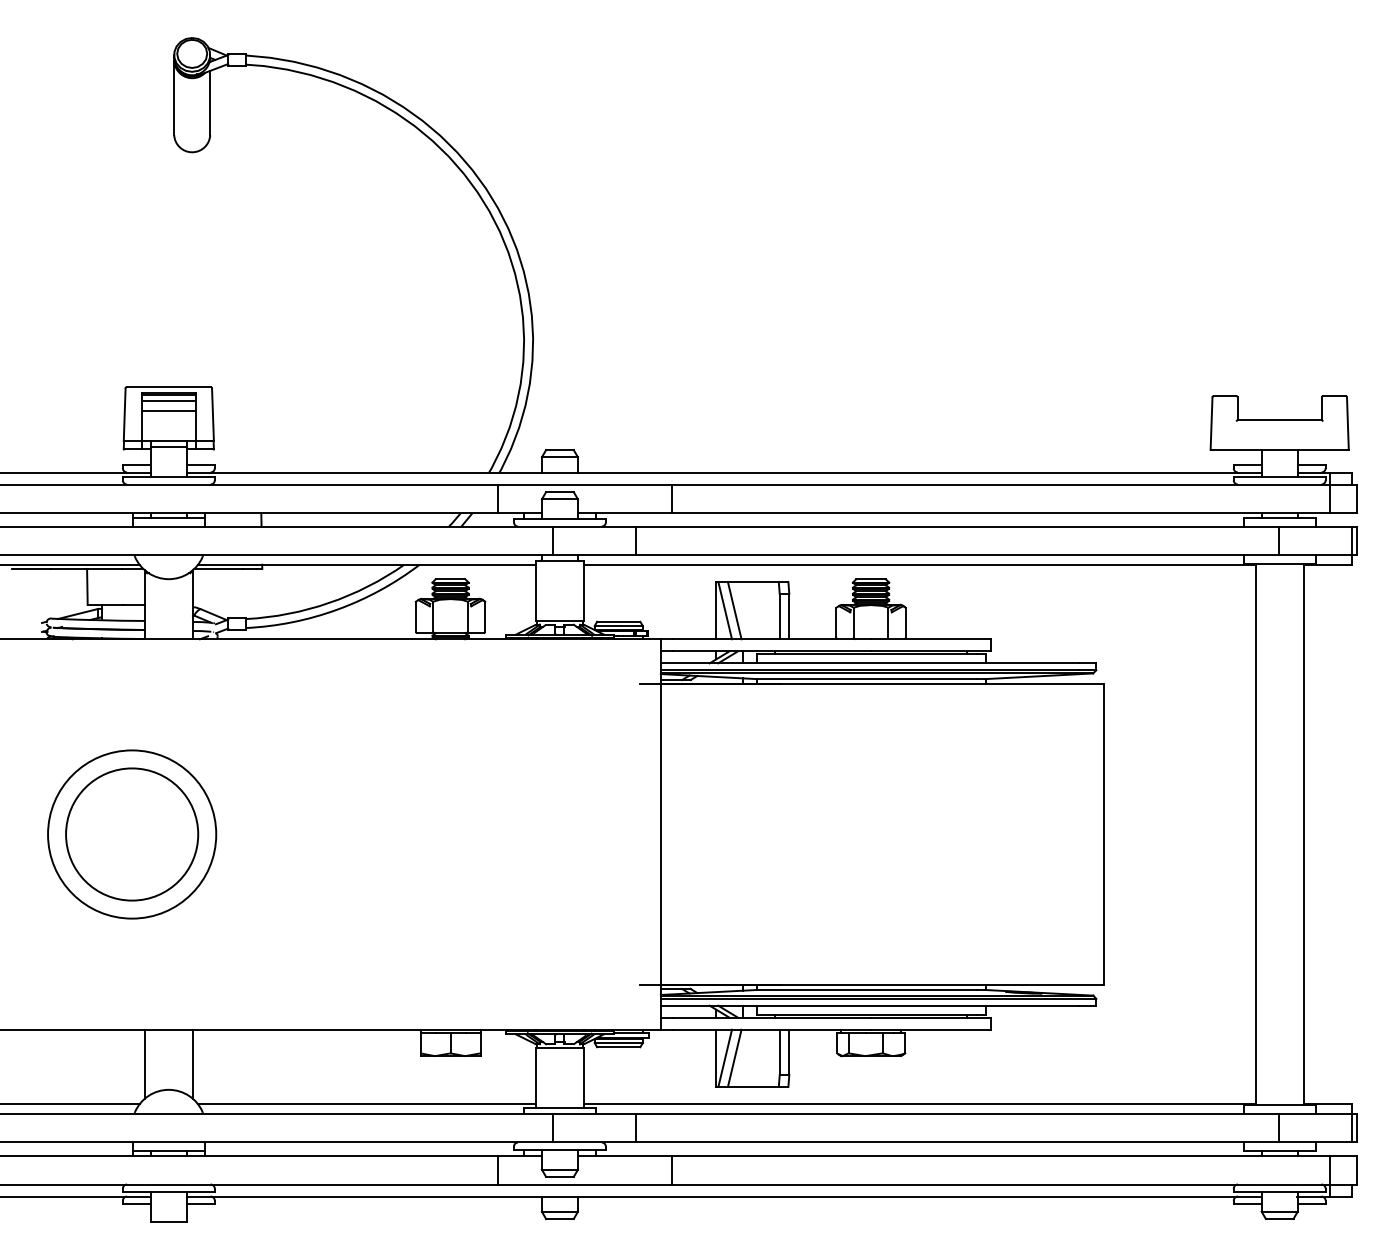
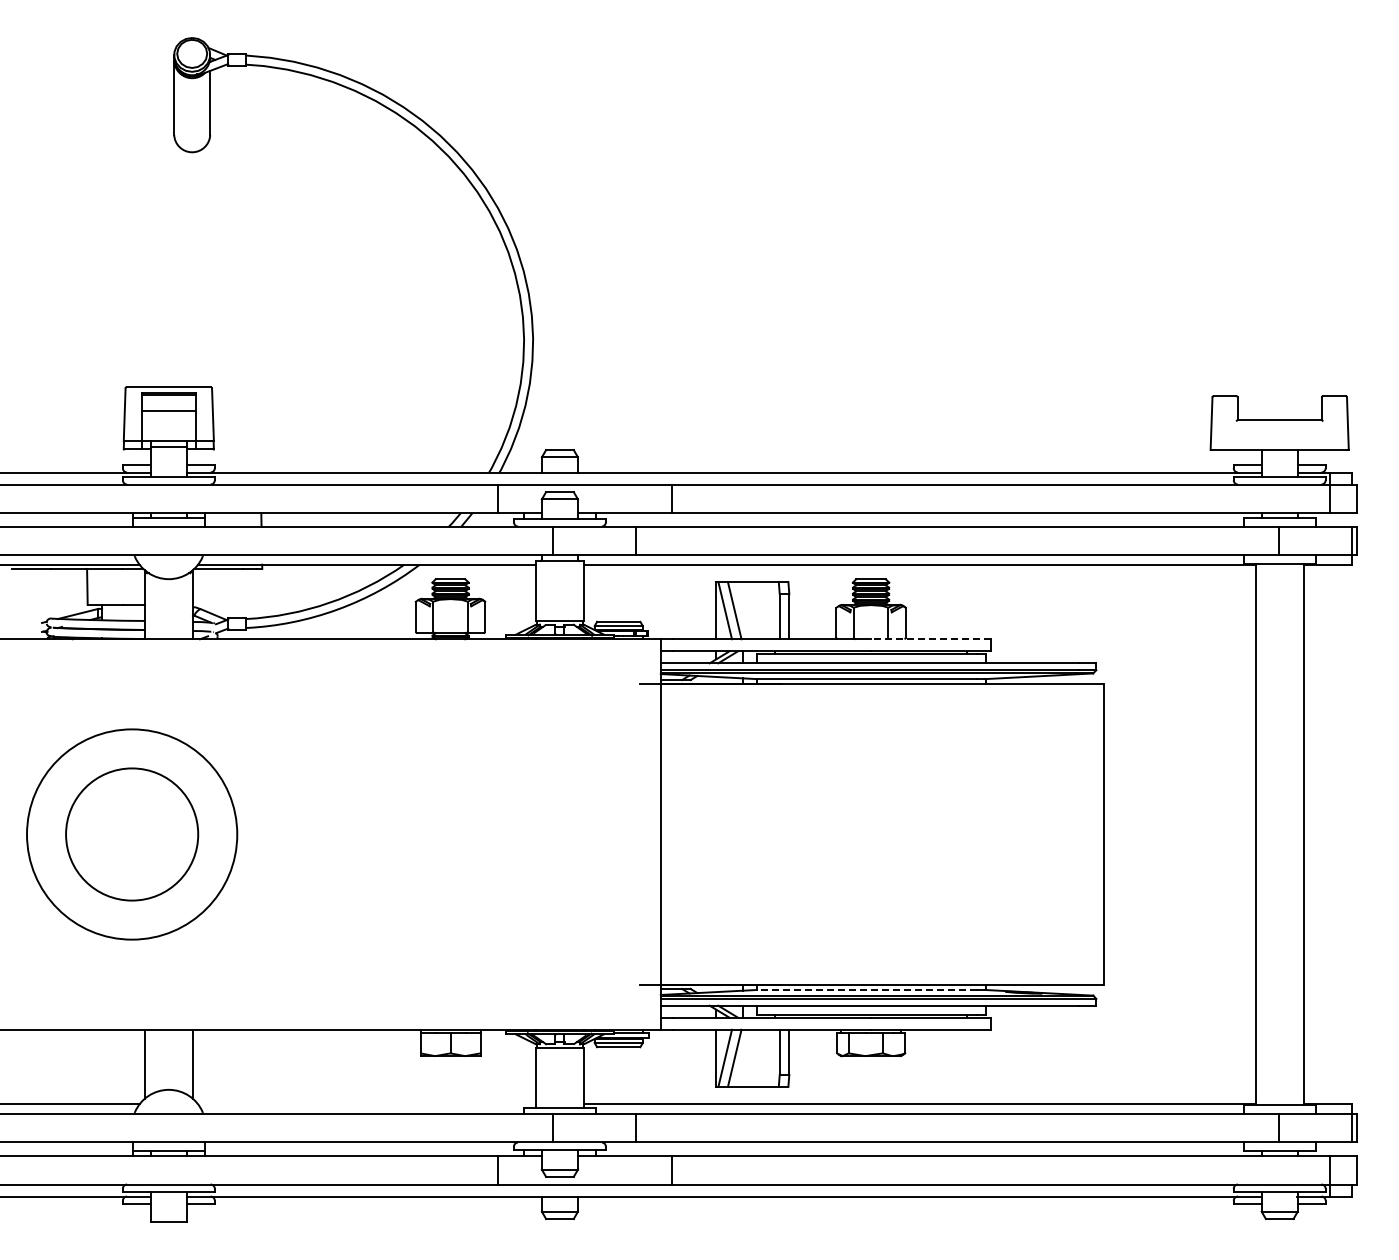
line: present -> none (168, 401)
line: solid -> dashed (930, 639)
circle diameter: 168 px -> 210 px (132, 834)
line: solid -> dashed (866, 989)
line: present -> none (366, 1104)
